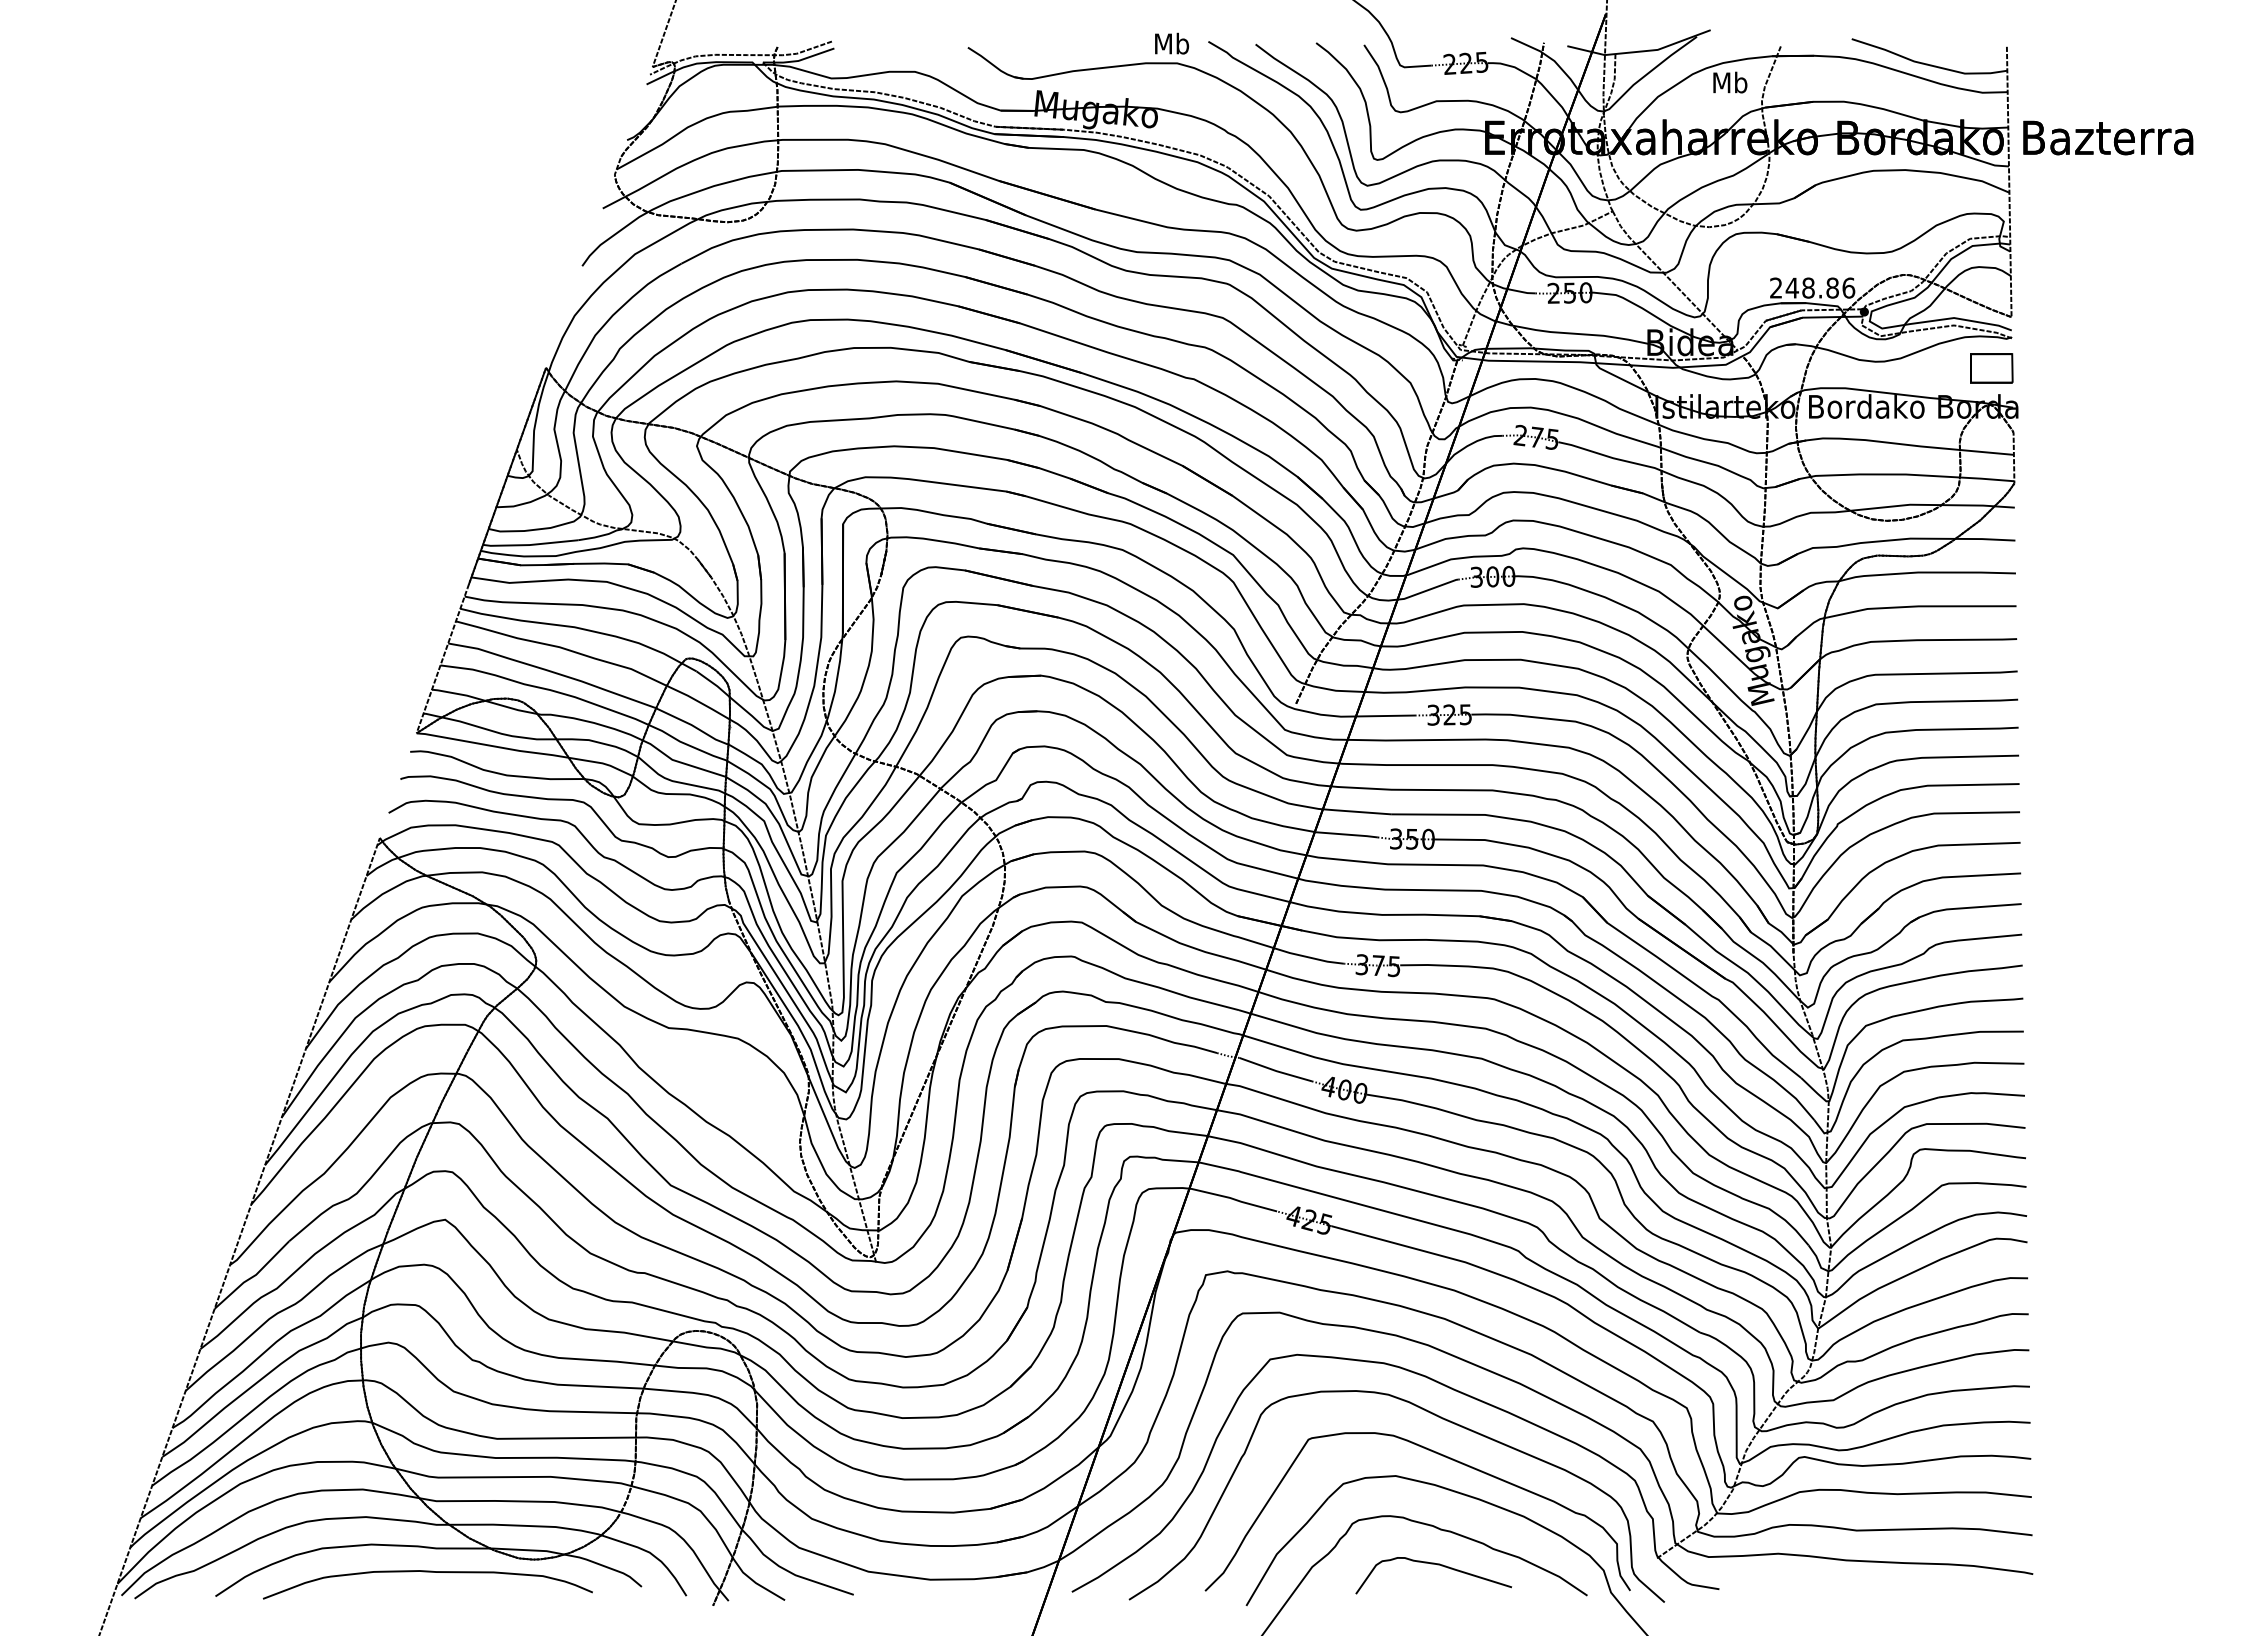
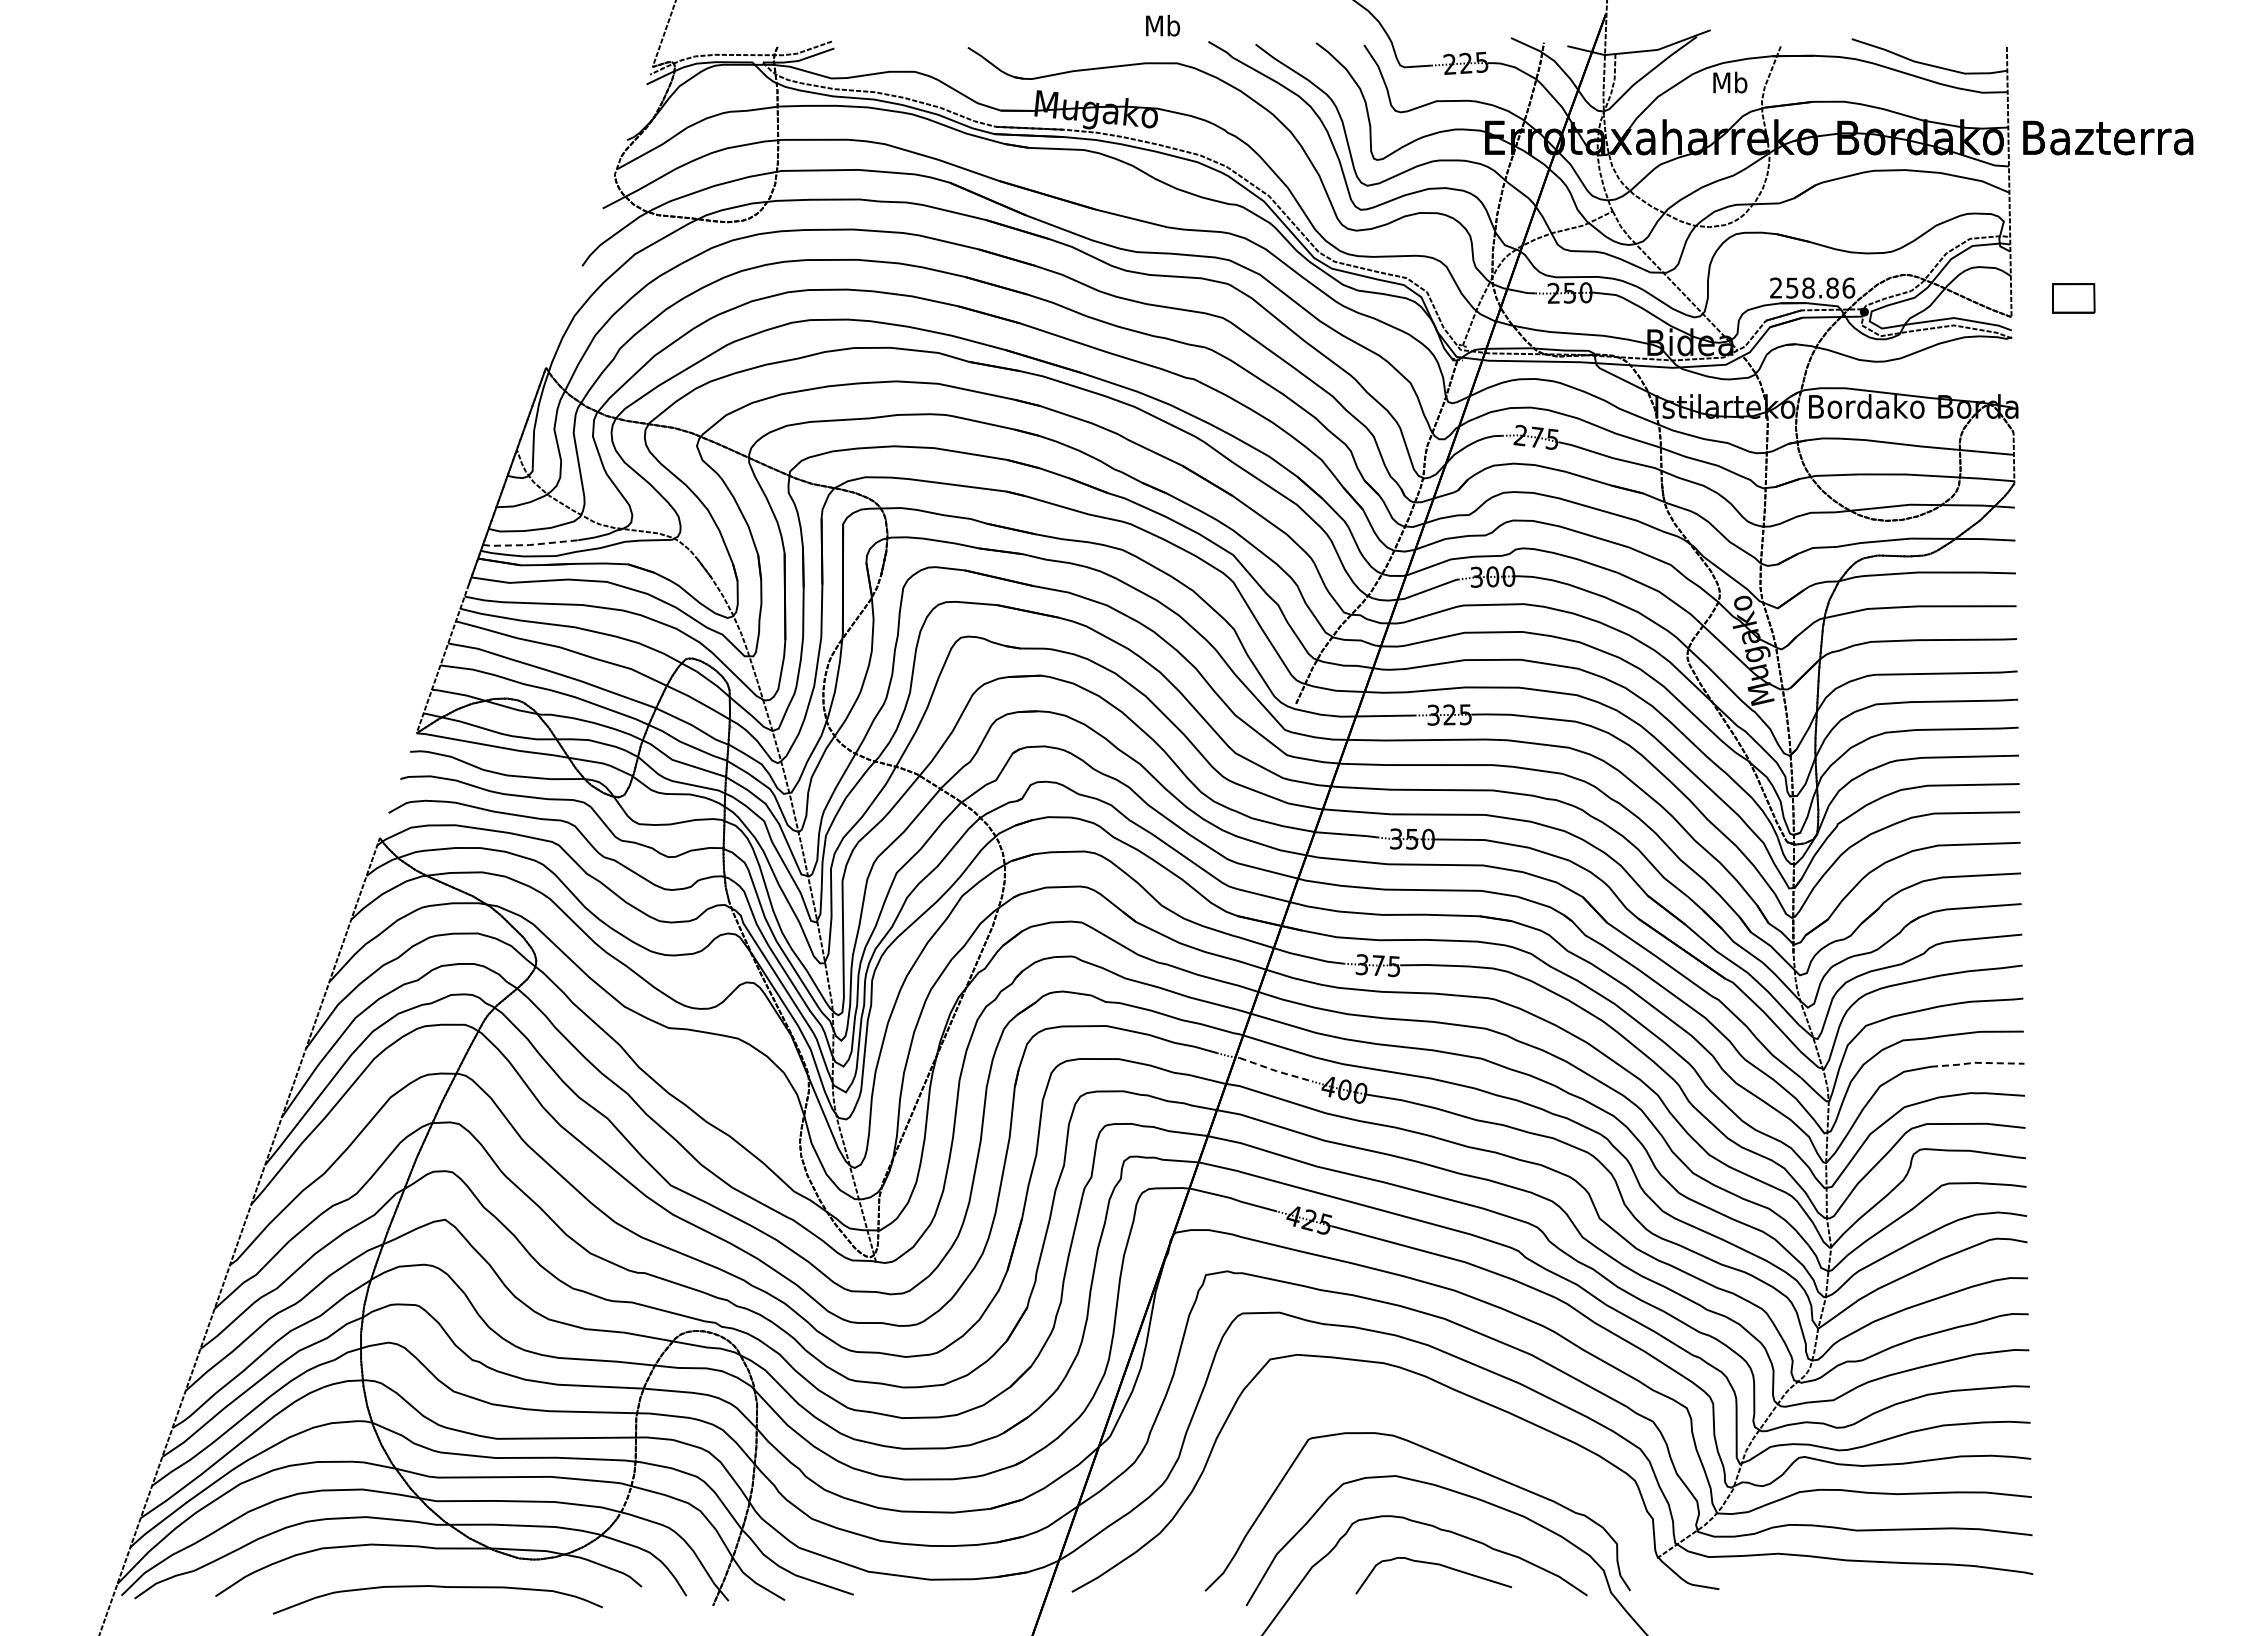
text position: (1172, 43) -> (1163, 25) (1163, 25)
text: 248.86 -> 258.86 (1791, 287)
part position: (1991, 368) -> (2073, 298) (2073, 298)
line: solid -> dashed (529, 545)
line: solid -> dashed (1976, 1062)
line: solid -> dashed (1275, 1070)
curve: present -> none (1436, 1416)
curve position: (427, 1572) -> (437, 1587) (437, 1587)
